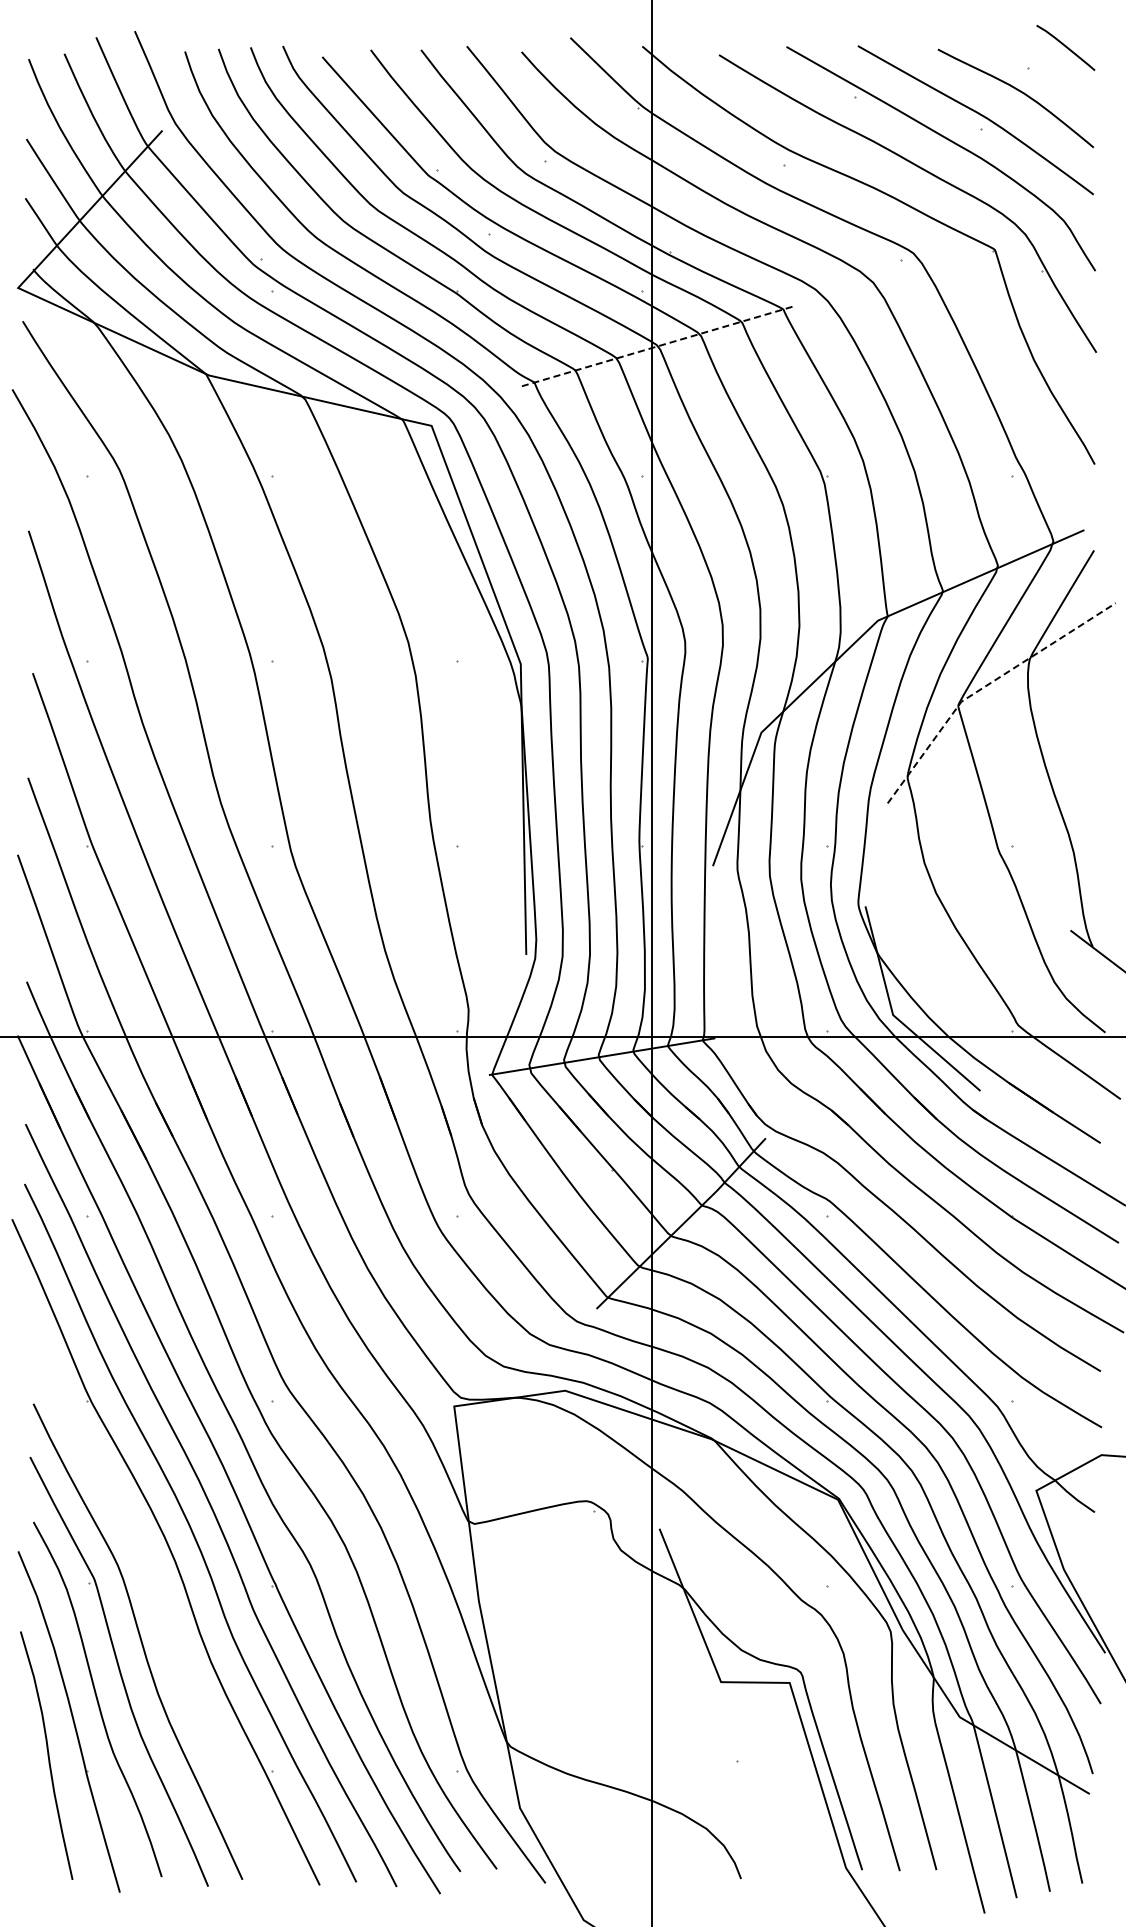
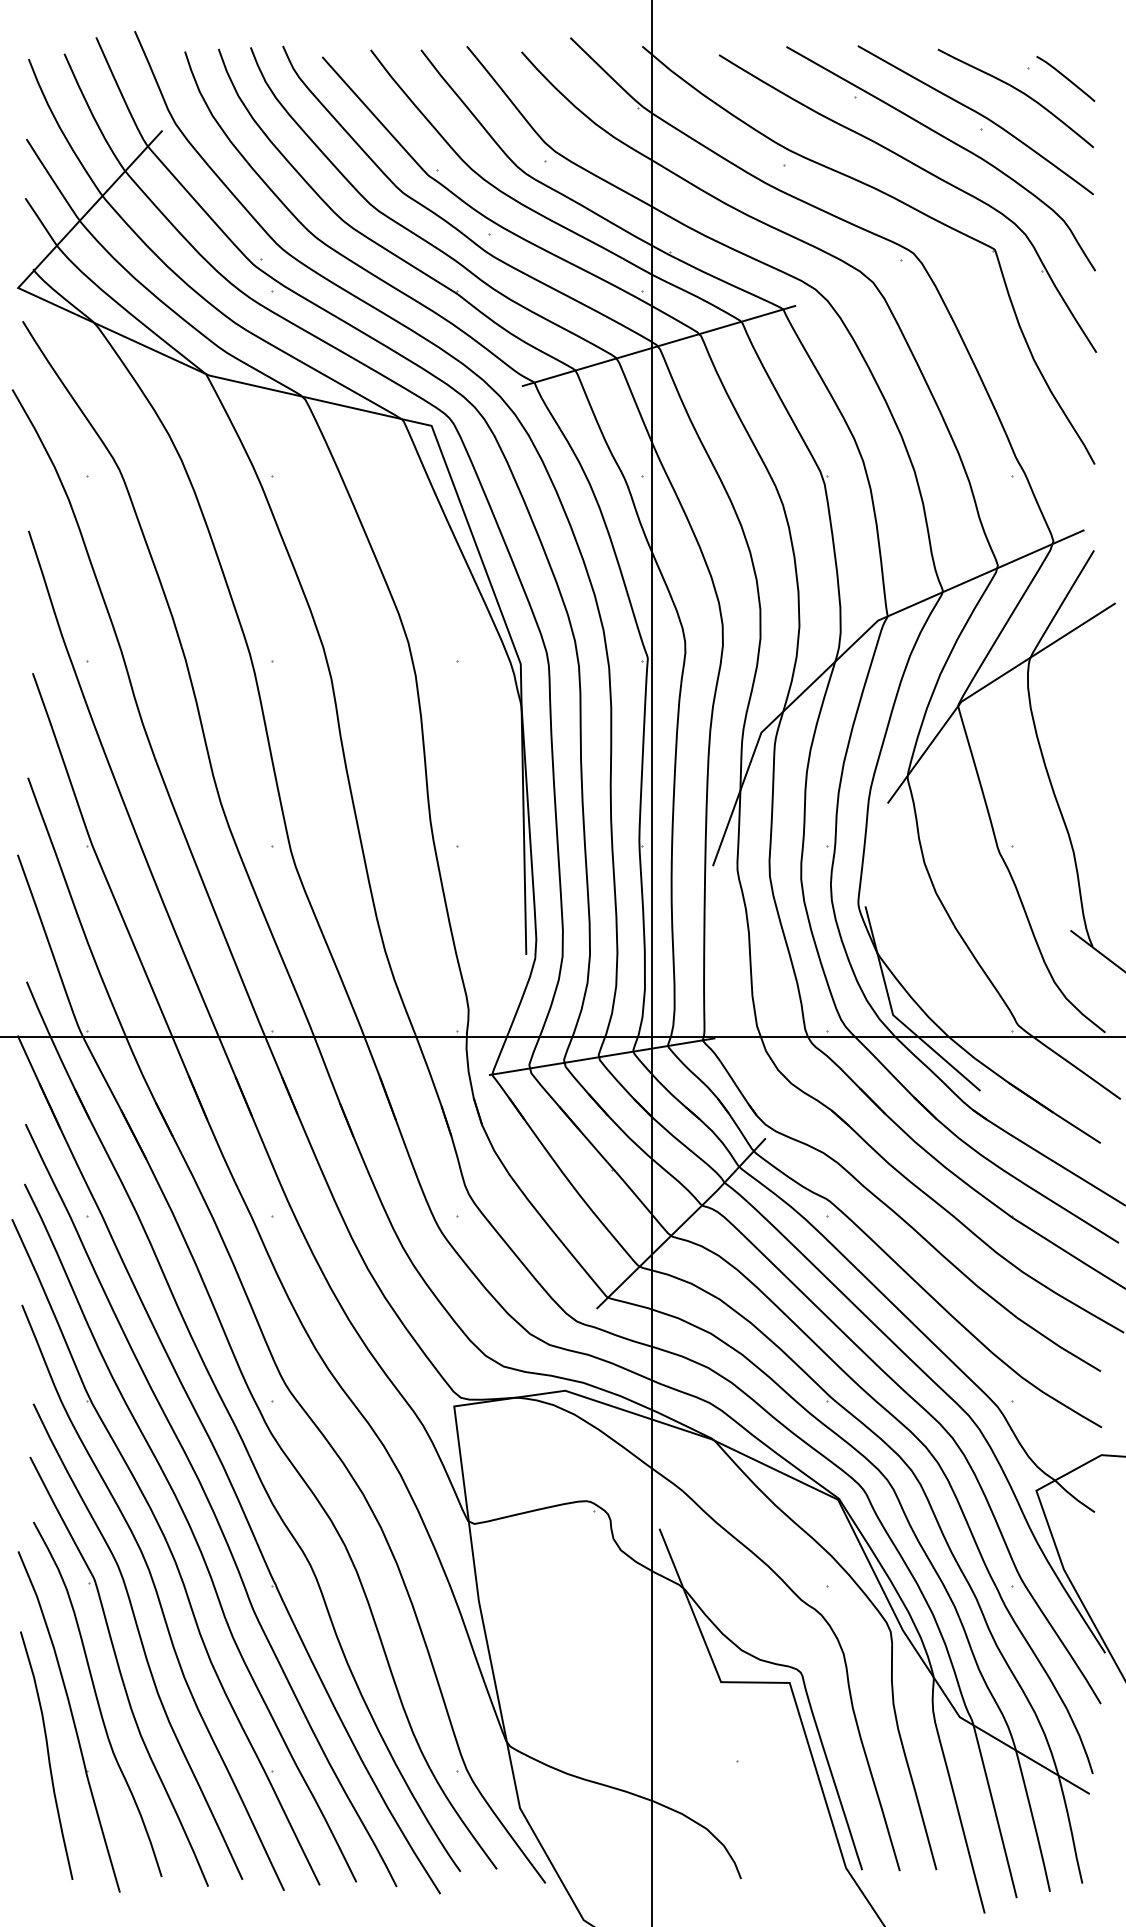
curve position: (1065, 47) -> (1065, 78) (1065, 78)
line: dashed -> solid (659, 346)
line: dashed -> solid (985, 686)
curve: none -> present (156, 1595)
